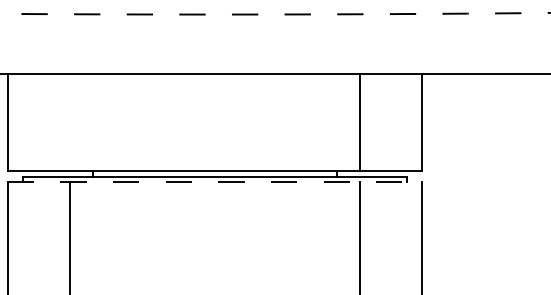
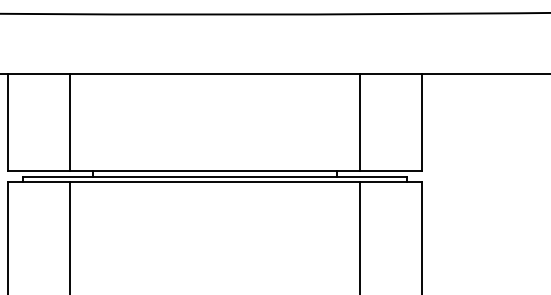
arc: dashed -> solid (275, 14)
line: none -> present (69, 122)
line: dashed -> solid (215, 182)
